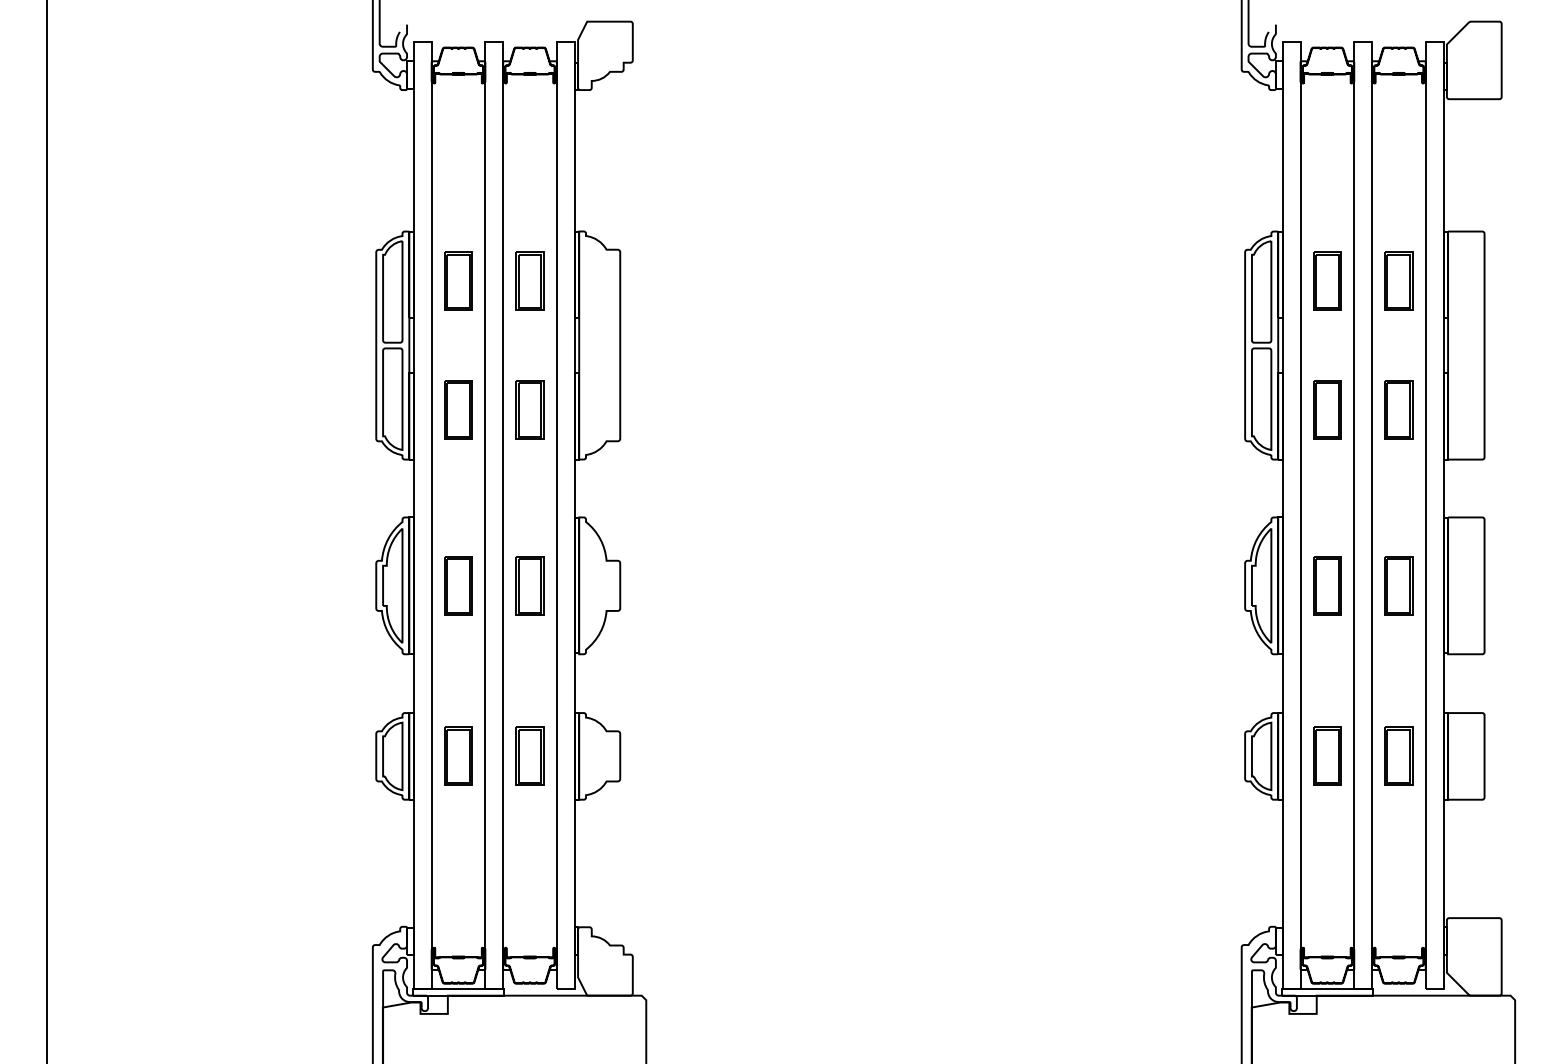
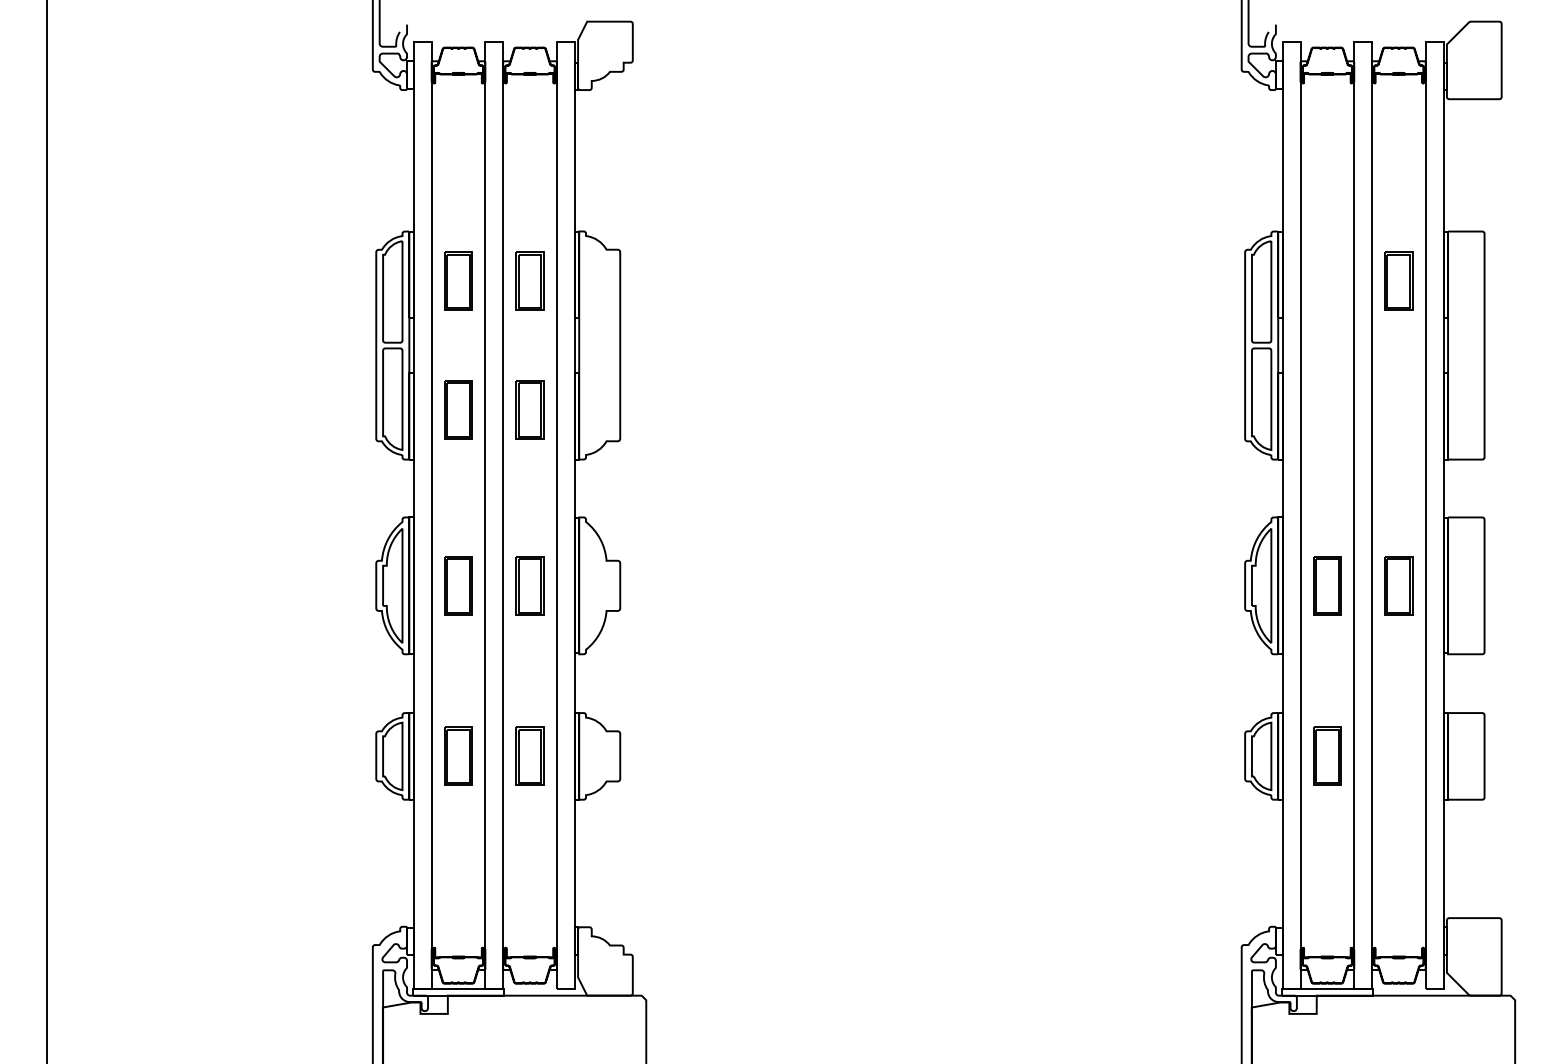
part: present -> none (1327, 280)
part: present -> none (1327, 409)
part: present -> none (1398, 409)
part: present -> none (1398, 755)
